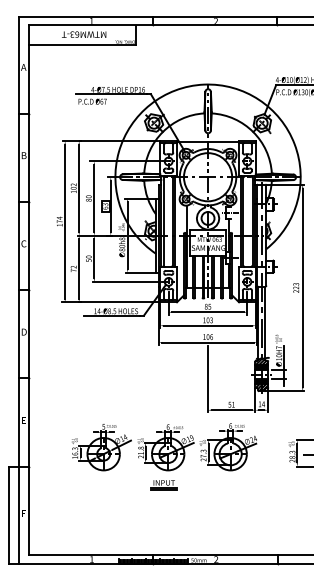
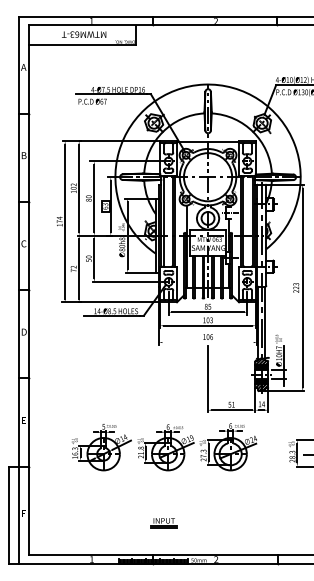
line: present -> none (207, 342)
part position: (163, 485) -> (163, 523) (163, 523)
